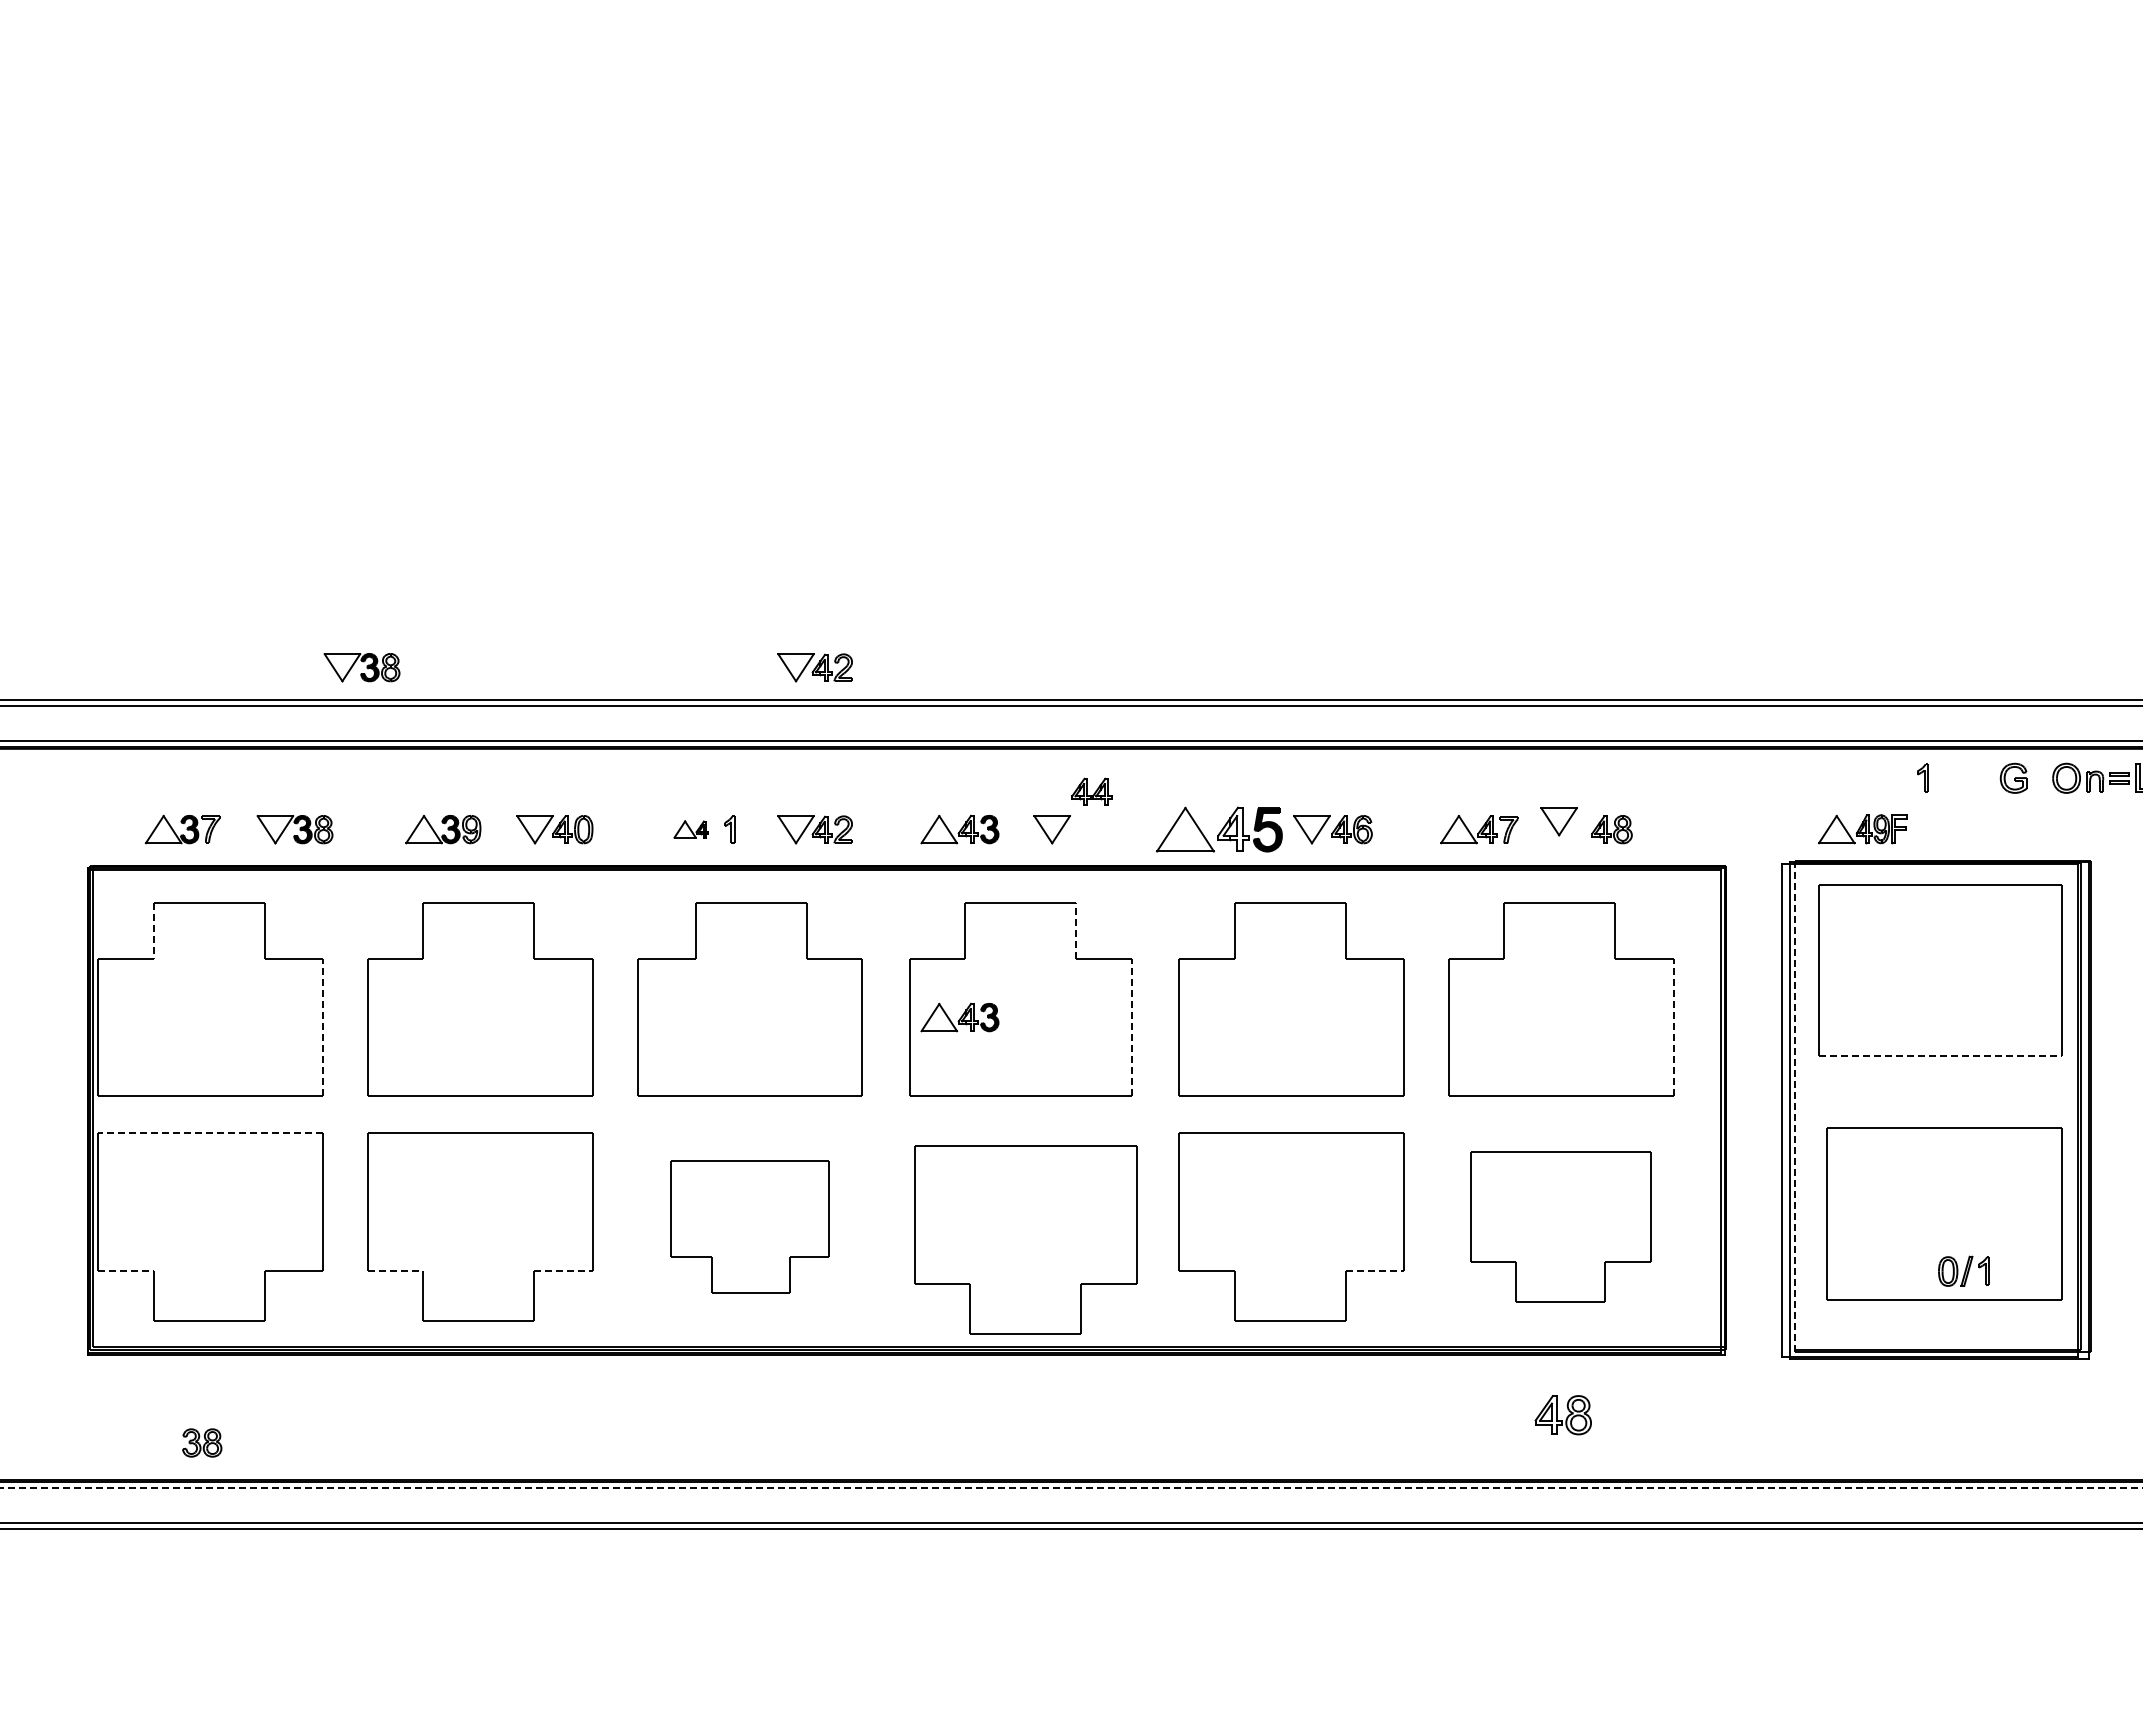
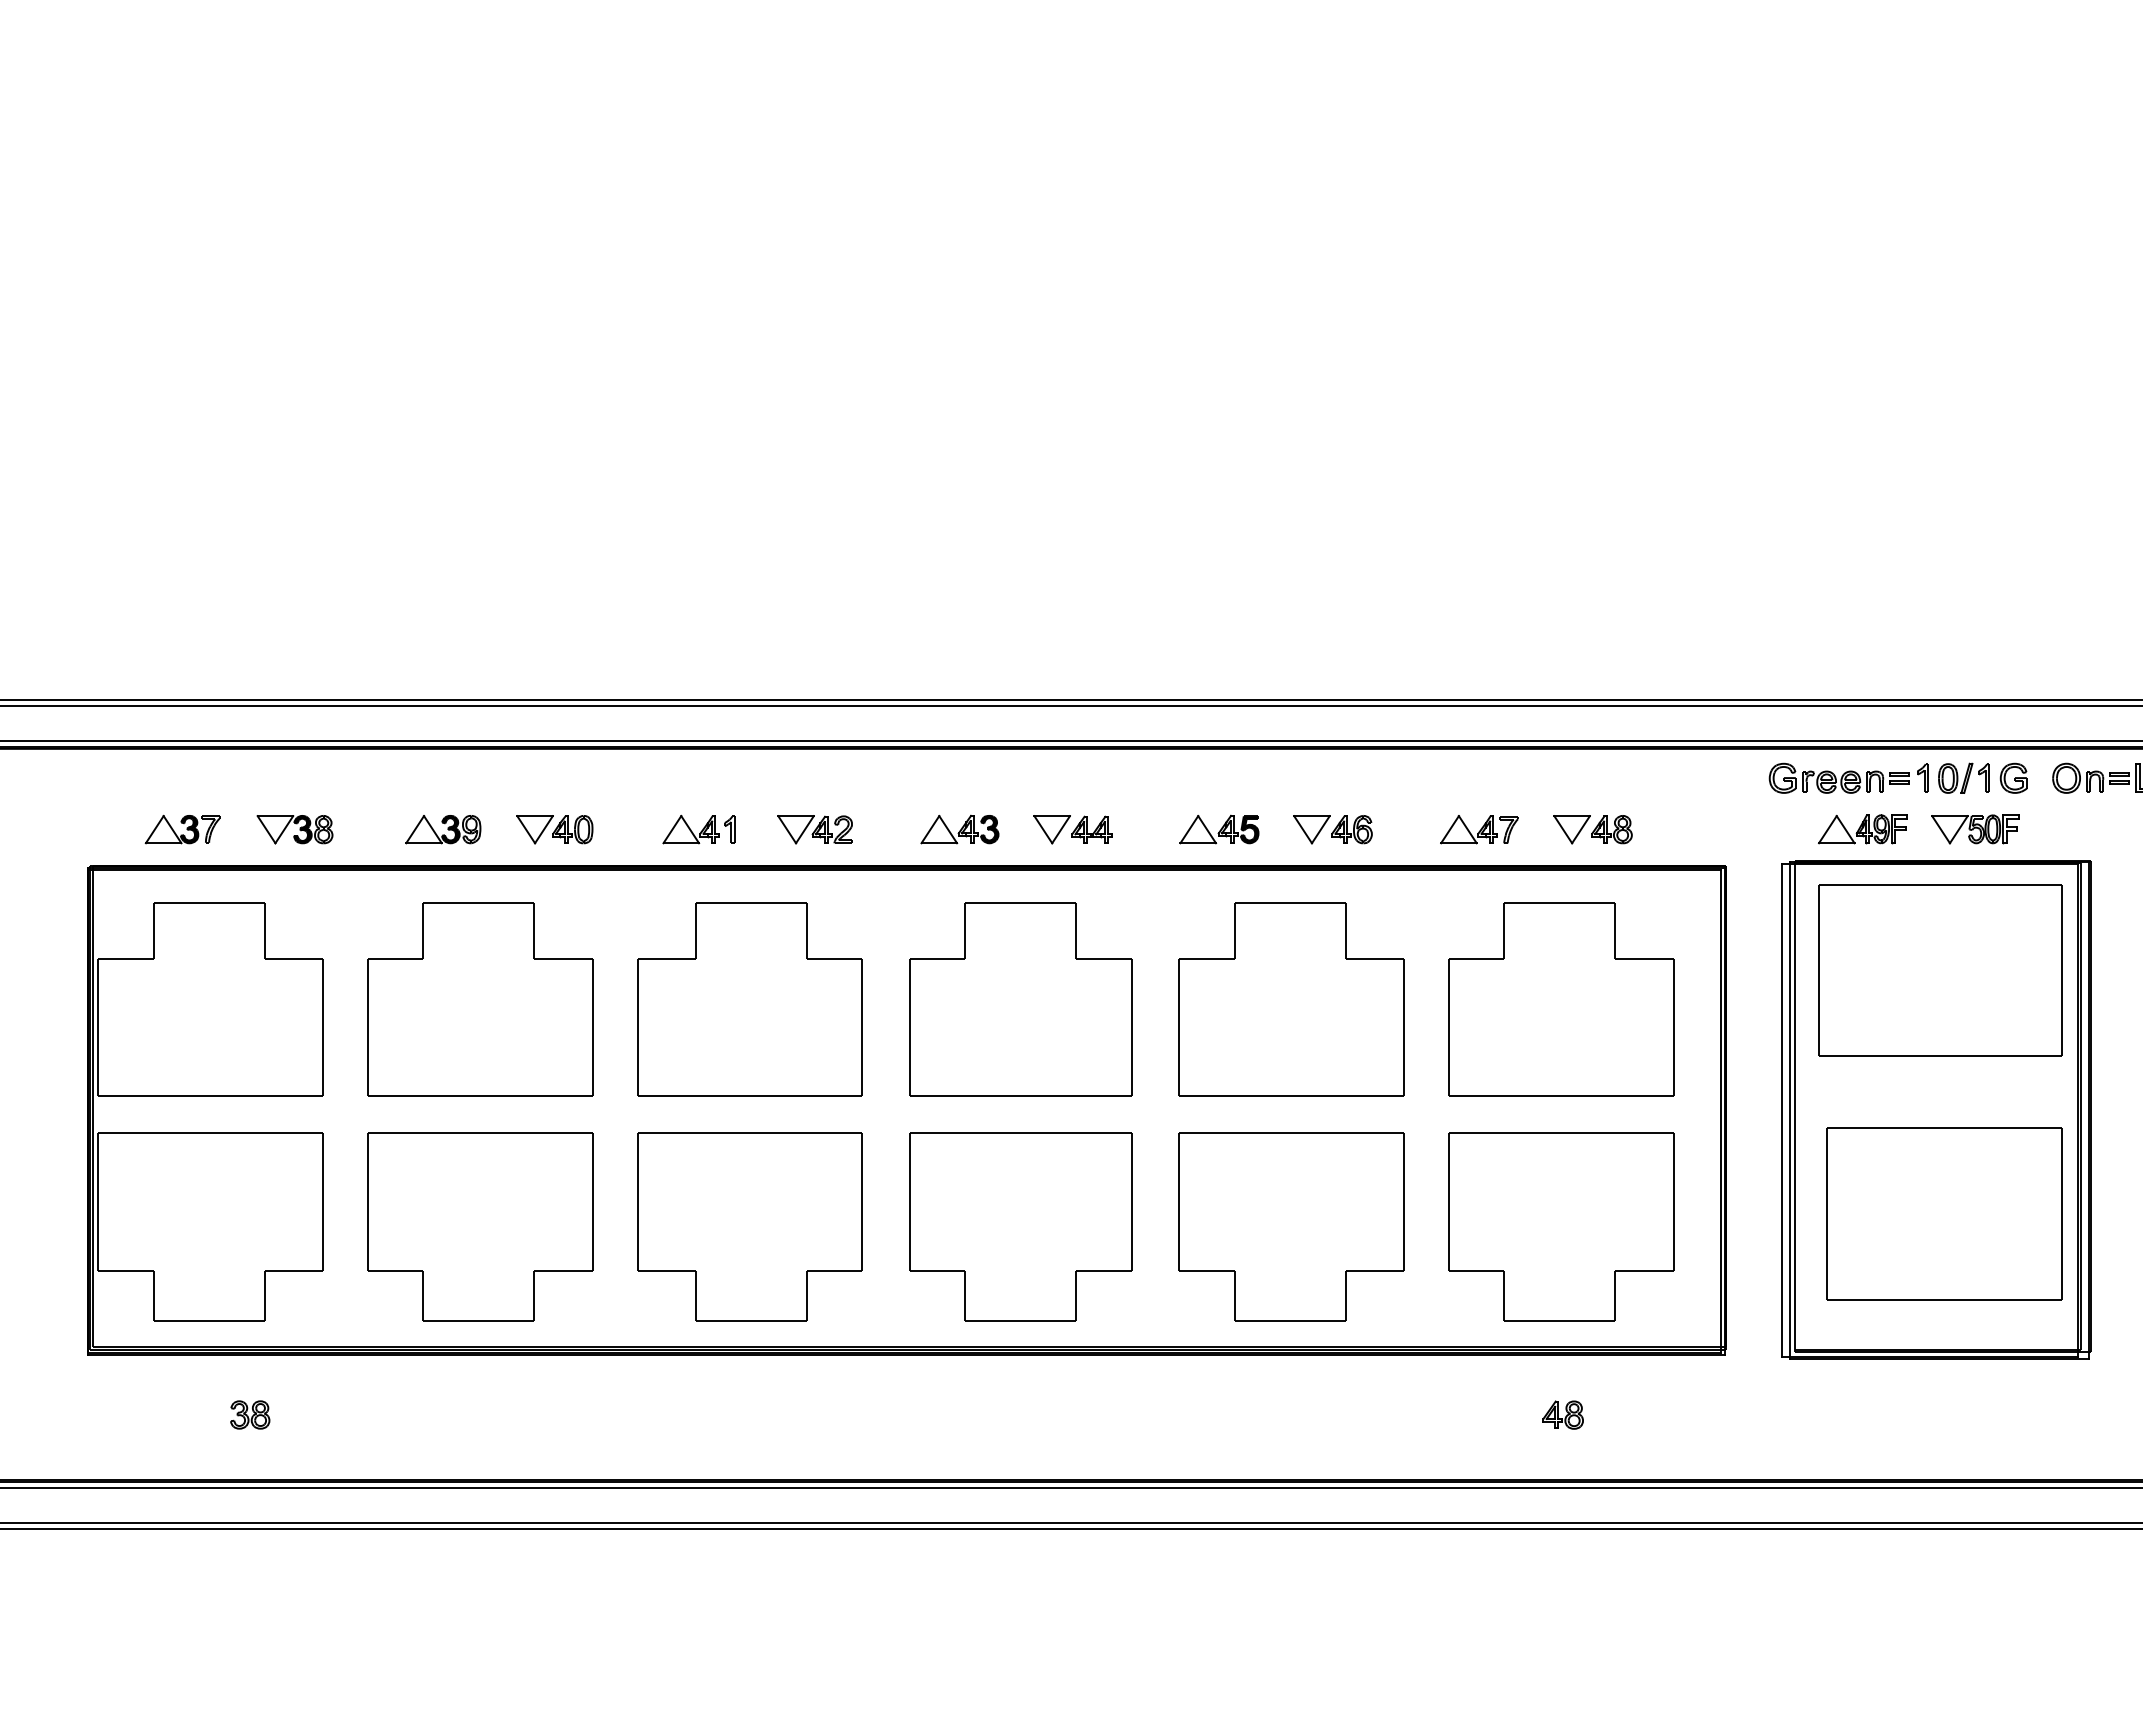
part: present -> none (361, 667)
part: present -> none (814, 667)
part: none -> present (1838, 777)
part position: (1091, 791) -> (1091, 829) (1091, 829)
part position: (1558, 821) -> (1571, 829) (1571, 829)
part size: 36x19 px -> 58x31 px (690, 829)
part size: 127x47 px -> 81x31 px (1219, 829)
part: none -> present (1975, 829)
line: dashed -> solid (153, 930)
line: dashed -> solid (1076, 930)
part: present -> none (959, 1017)
line: dashed -> solid (322, 1027)
line: dashed -> solid (1131, 1027)
line: dashed -> solid (1673, 1027)
line: dashed -> solid (1940, 1056)
line: dashed -> solid (1795, 1106)
line: dashed -> solid (210, 1133)
part size: 160x134 px -> 226x190 px (749, 1226)
part size: 182x152 px -> 227x190 px (1561, 1226)
part position: (1025, 1239) -> (1020, 1226) (1020, 1226)
line: dashed -> solid (126, 1270)
line: dashed -> solid (395, 1270)
line: dashed -> solid (564, 1270)
line: dashed -> solid (1375, 1270)
part position: (1963, 1270) -> (1963, 777) (1963, 777)
part size: 58x41 px -> 42x30 px (1562, 1414)
part position: (202, 1442) -> (250, 1414) (250, 1414)
line: dashed -> solid (1071, 1487)
